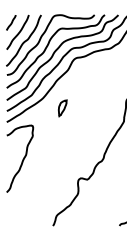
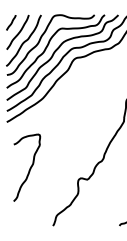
part: present -> none (62, 108)
curve position: (22, 159) -> (29, 168) (29, 168)
